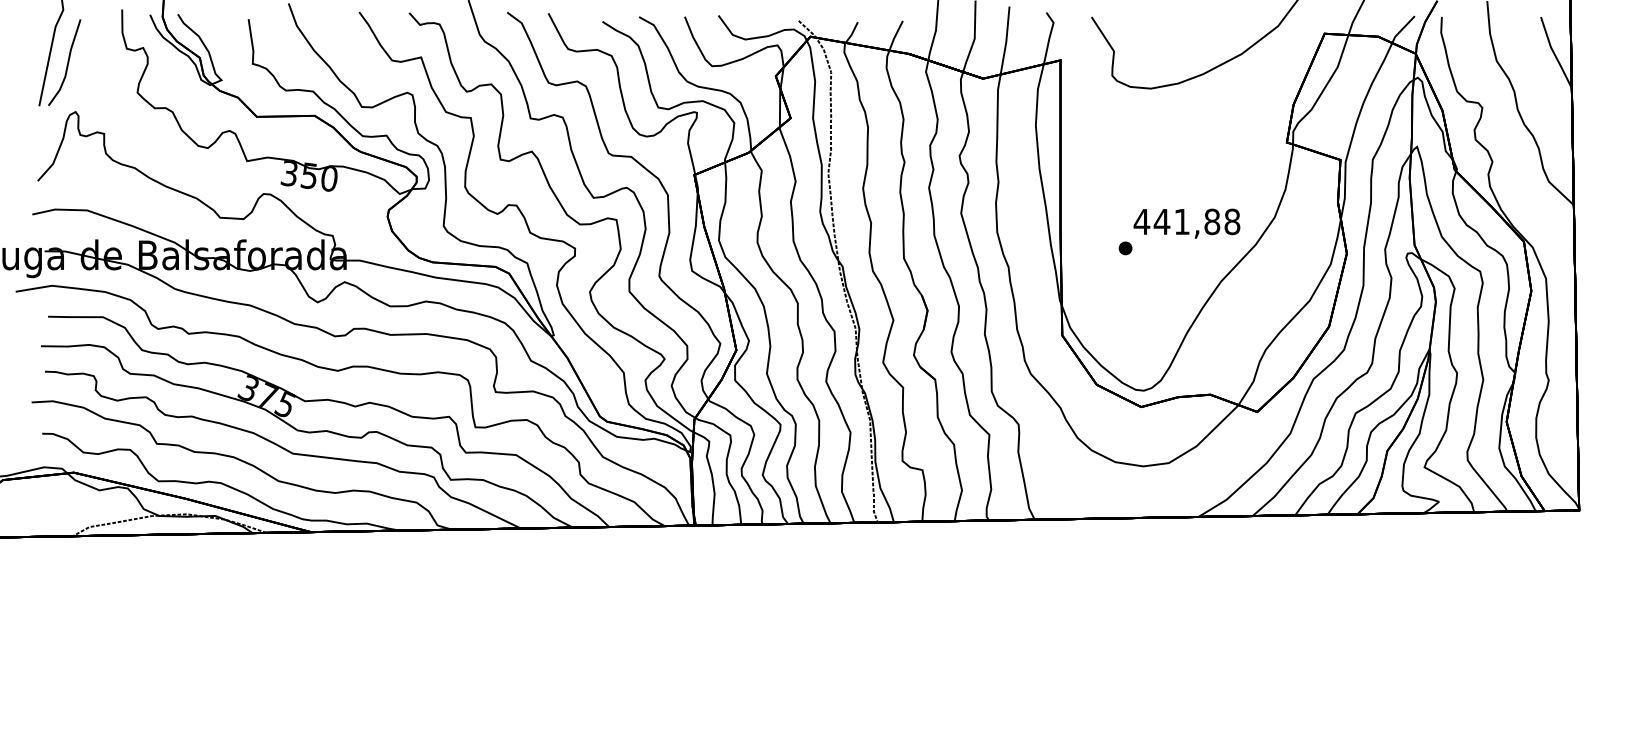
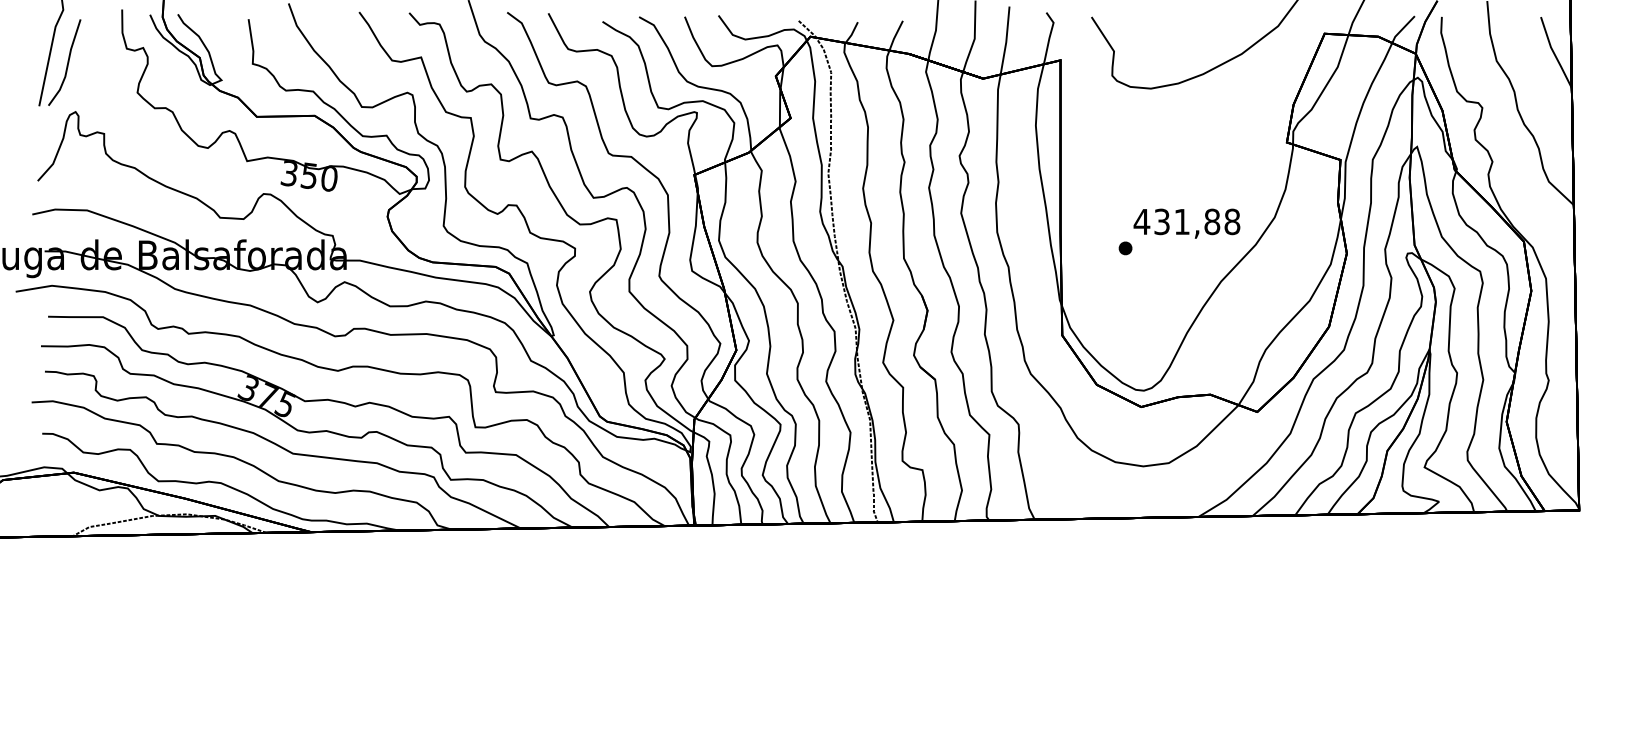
text: 441,88 -> 431,88 (1161, 221)
